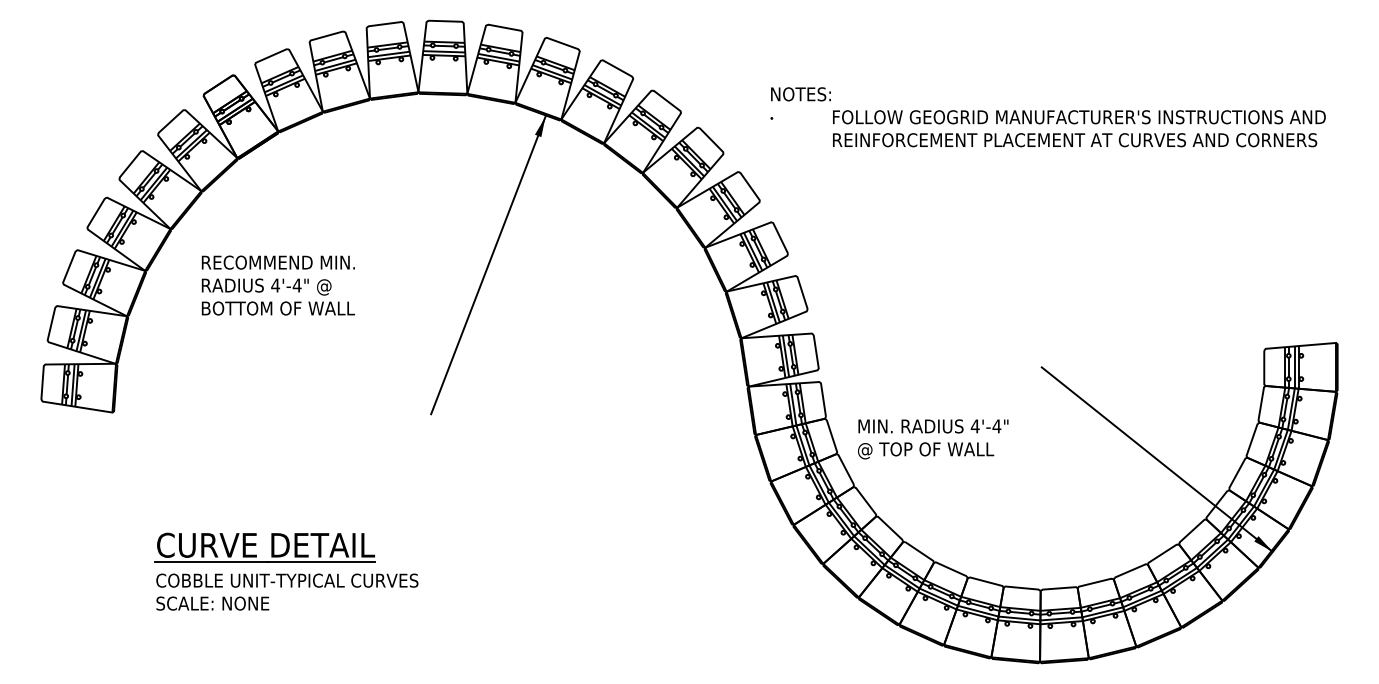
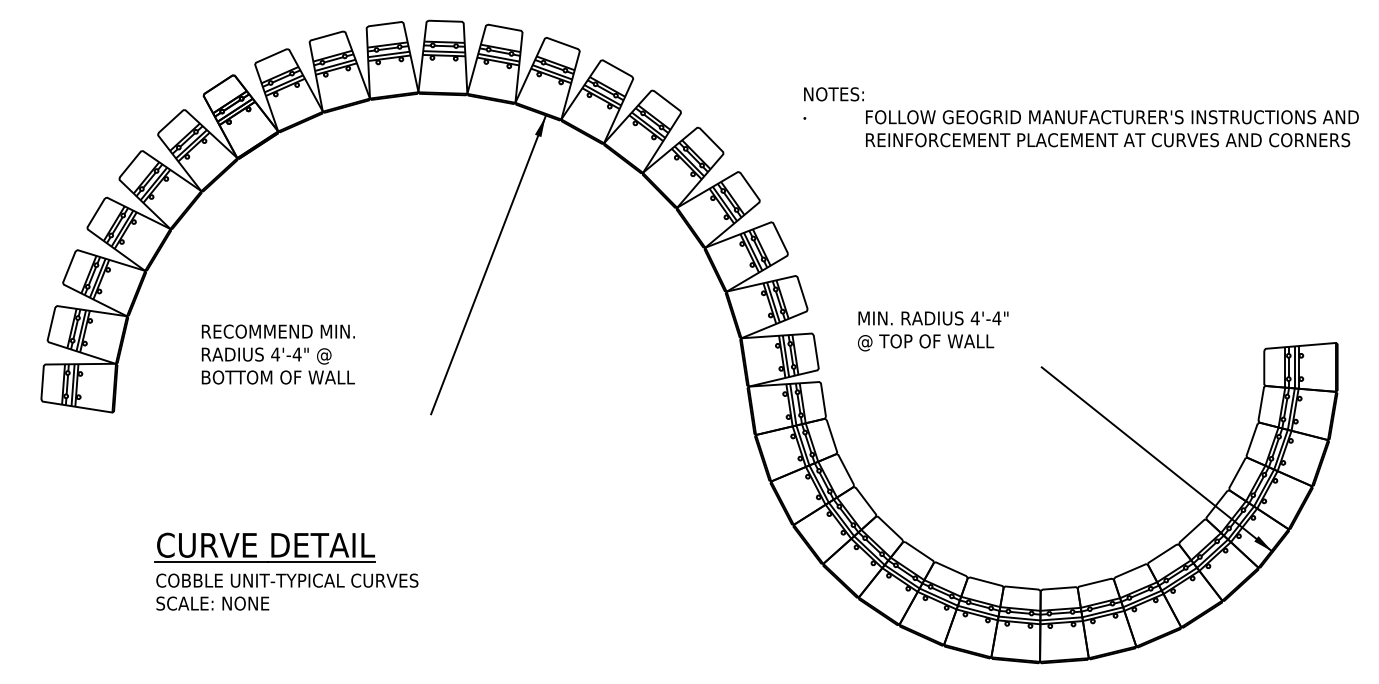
text position: (1047, 117) -> (1080, 117) (1080, 117)
text position: (277, 285) -> (277, 354) (277, 354)
text position: (933, 439) -> (933, 331) (933, 331)
